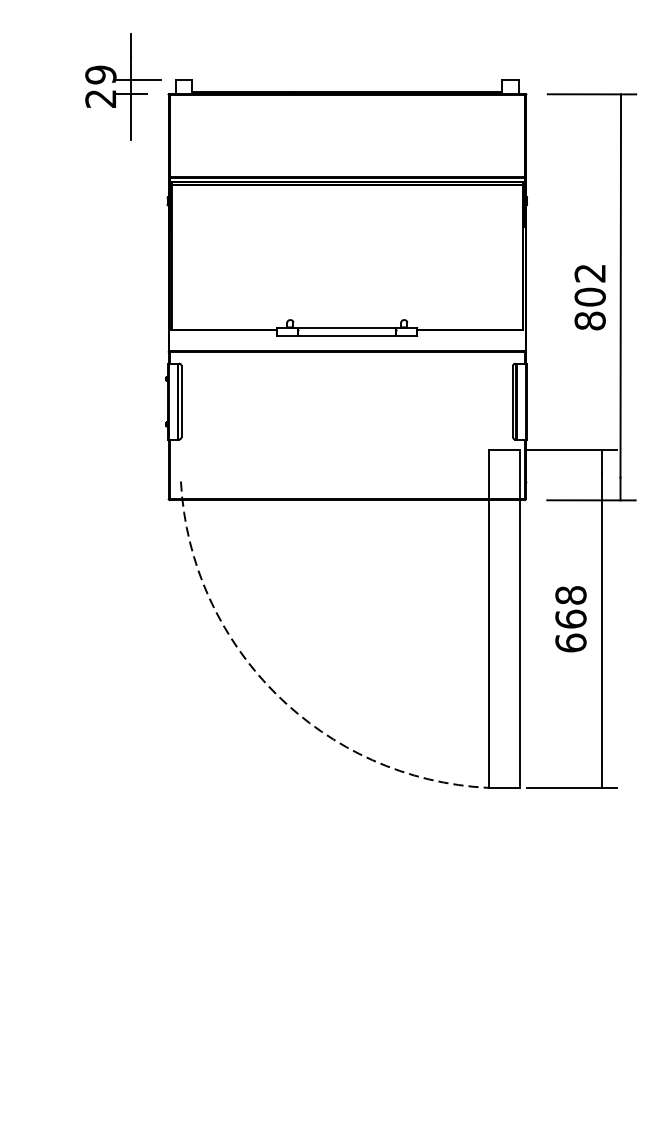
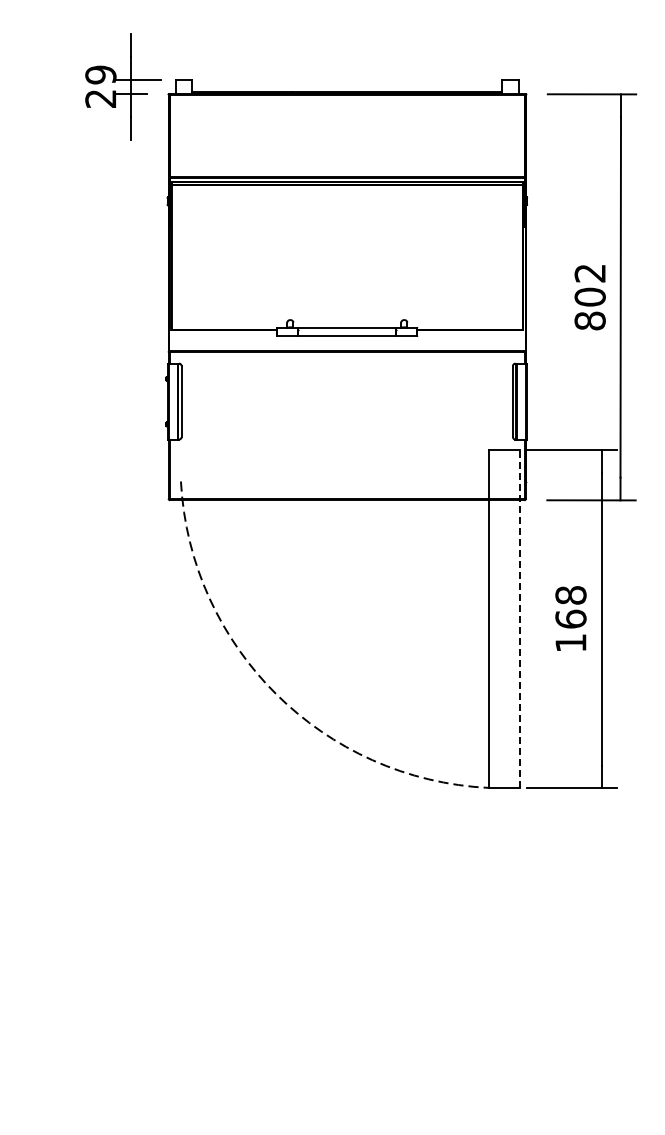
line: solid -> dashed (519, 618)
text: 668 -> 168 (570, 642)
